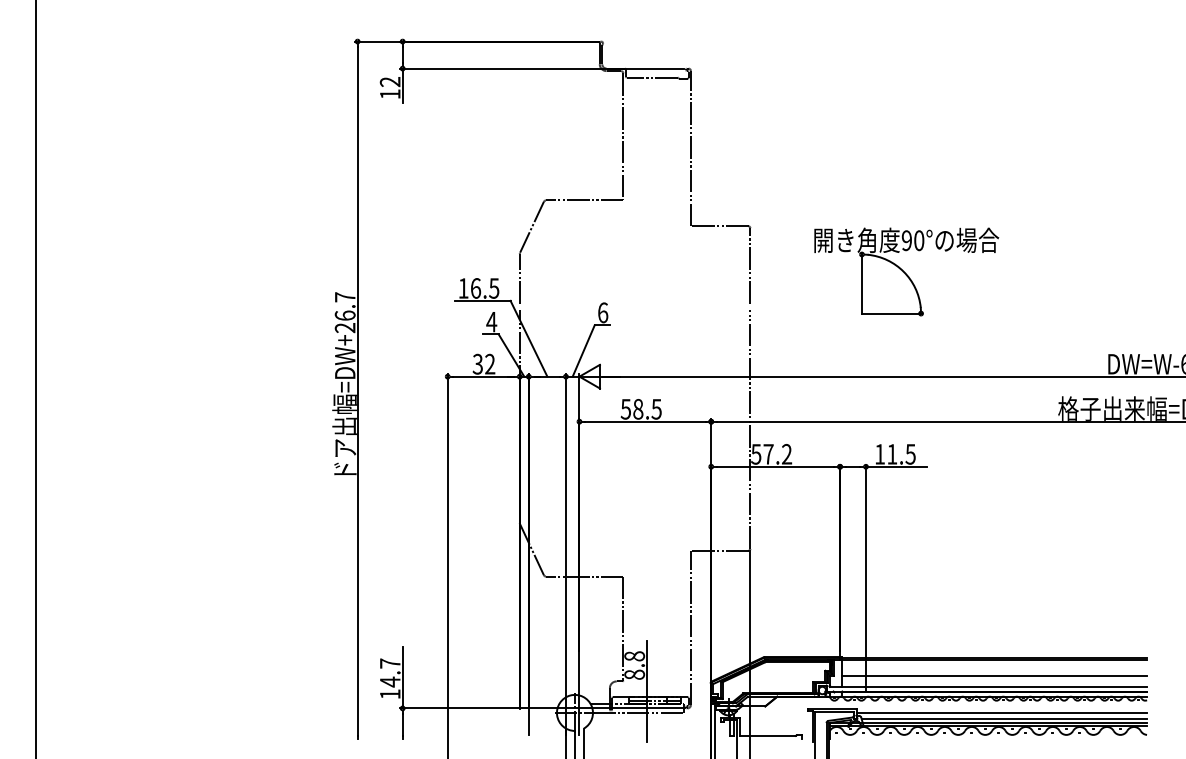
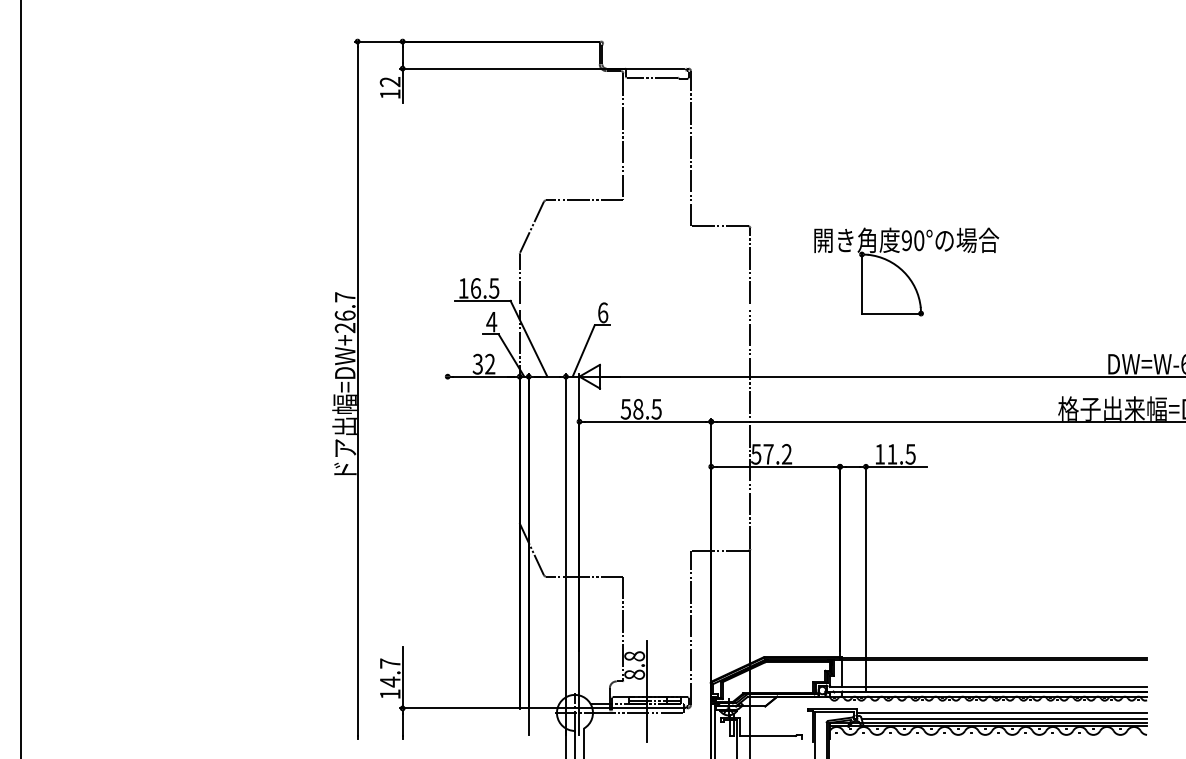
line position: (35, 378) -> (20, 378) (20, 378)
line: present -> none (447, 564)
line: present -> none (994, 676)
